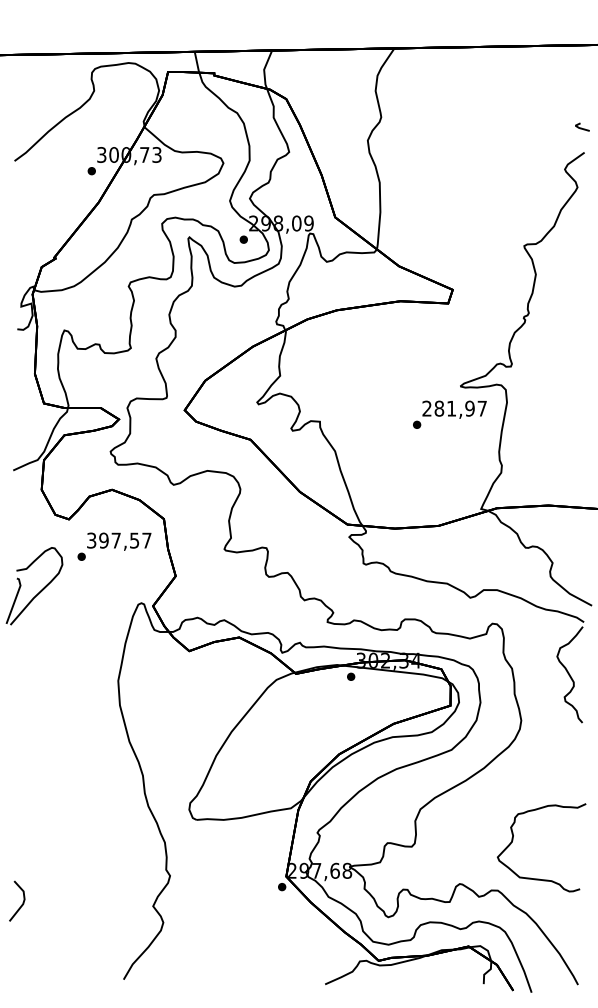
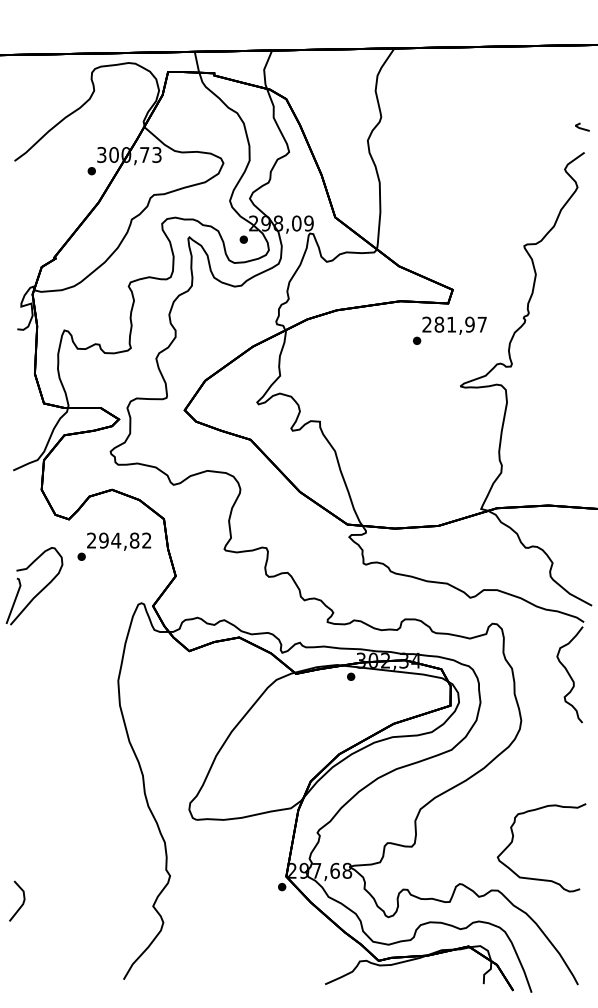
text position: (449, 414) -> (449, 330) (449, 330)
text: 397,57 -> 294,82 (119, 540)
